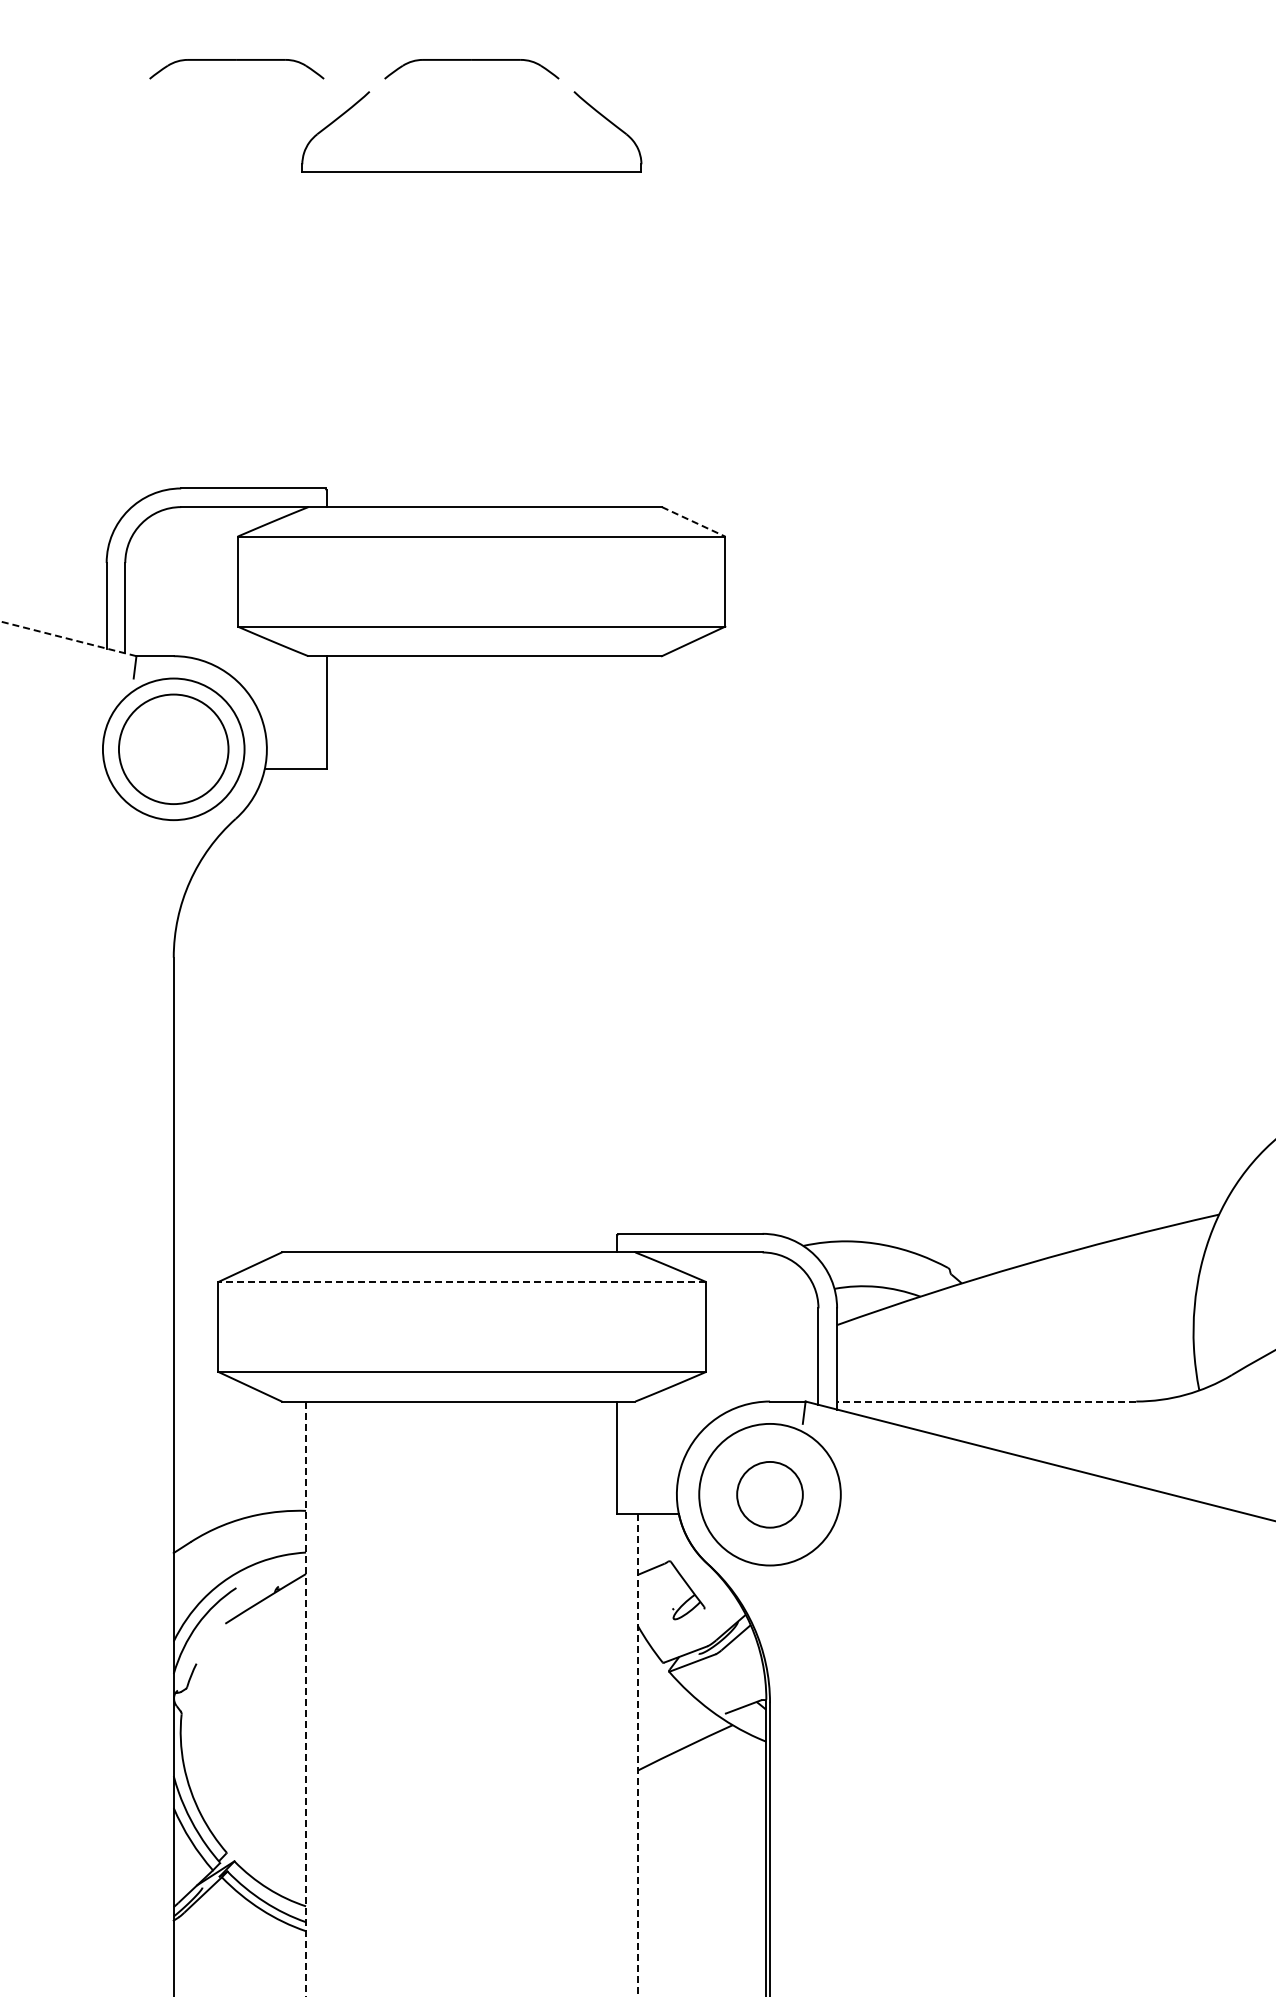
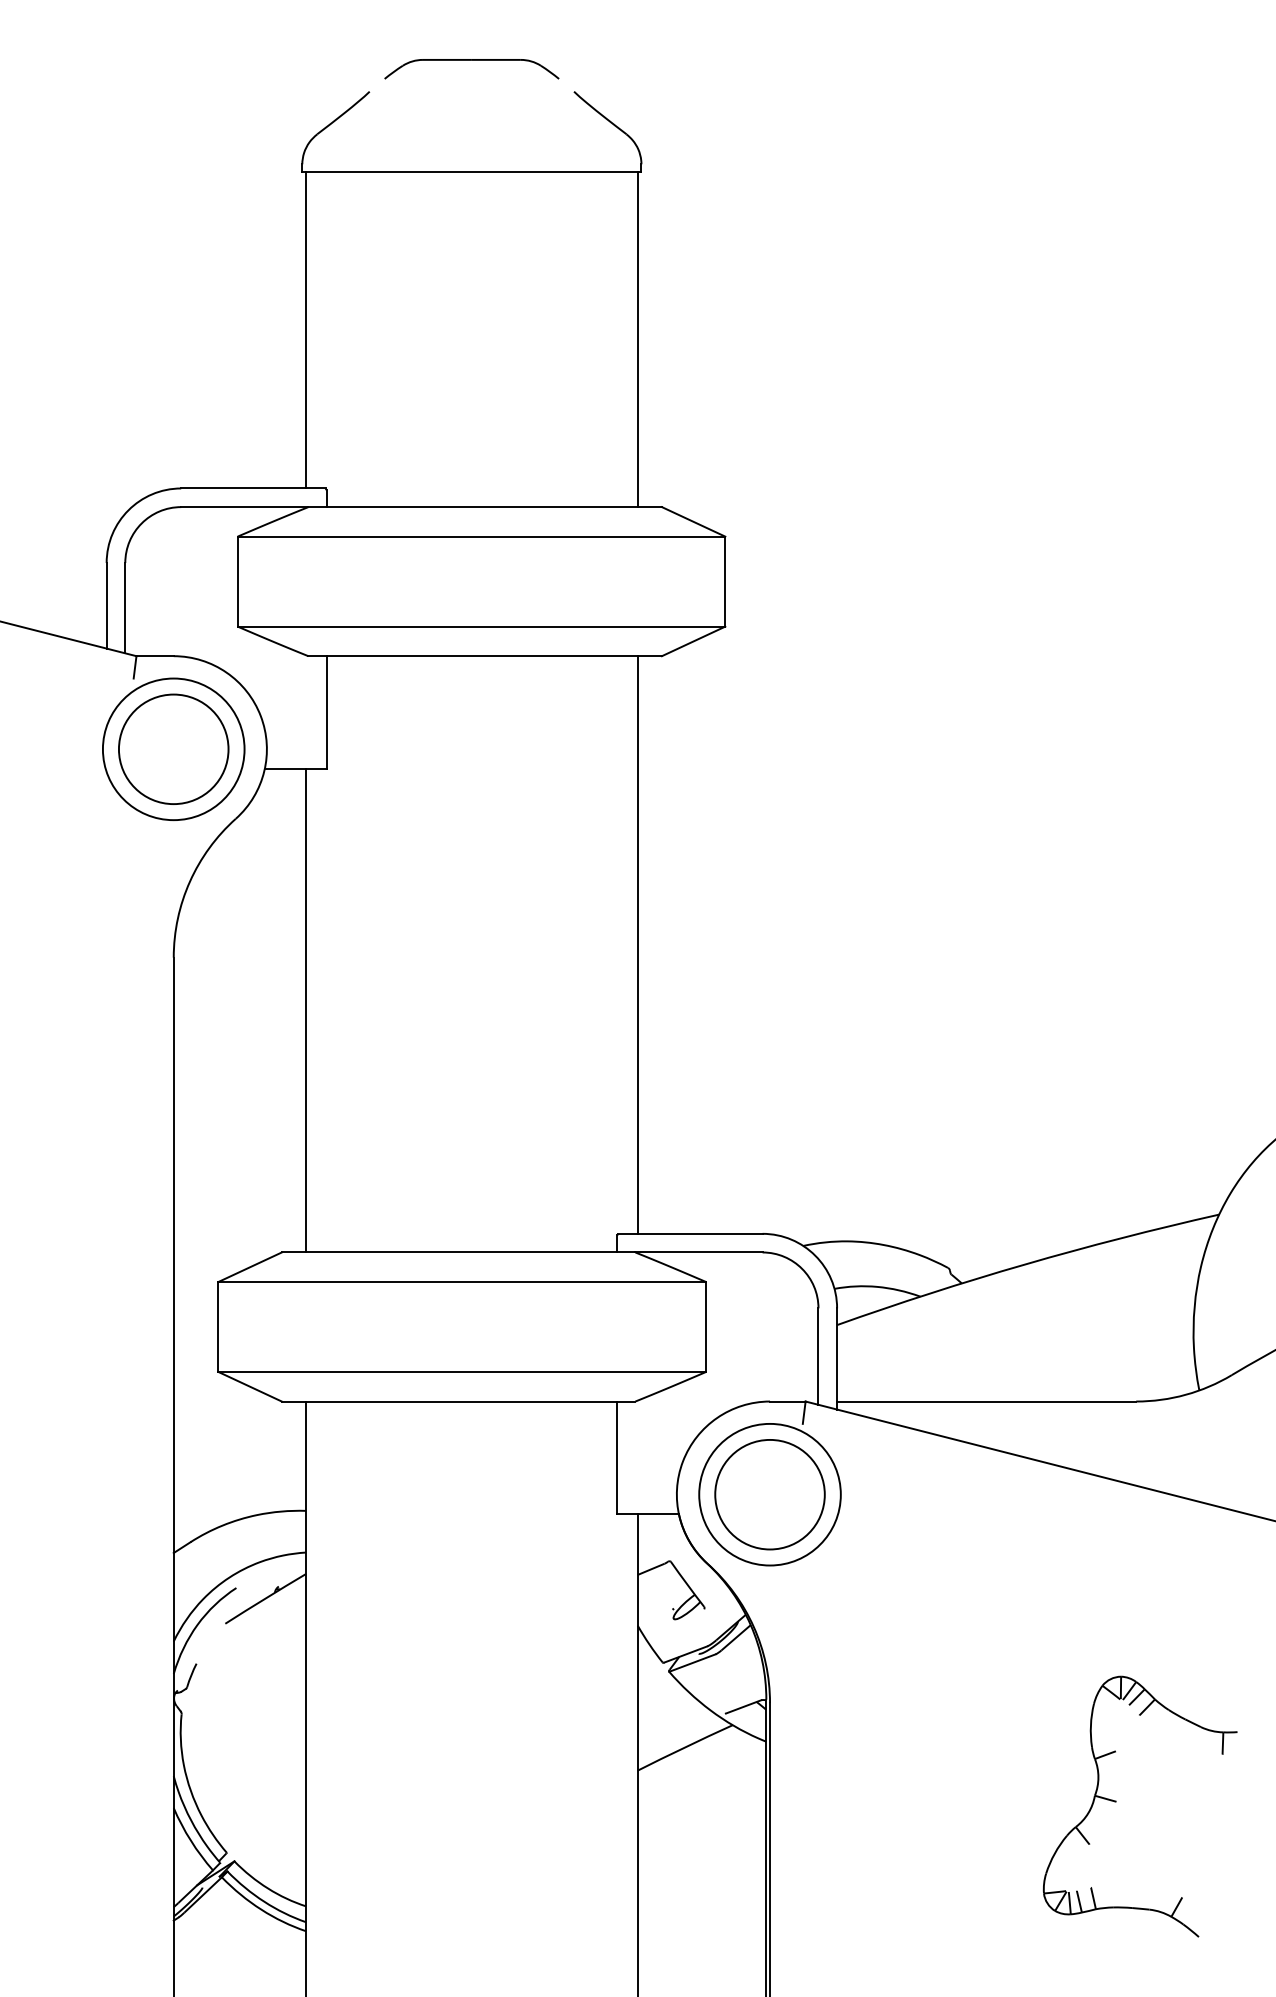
part: present -> none (236, 60)
line: none -> present (306, 329)
line: none -> present (637, 339)
line: dashed -> solid (693, 521)
line: dashed -> solid (67, 638)
line: none -> present (637, 944)
line: none -> present (306, 1010)
line: dashed -> solid (462, 1281)
line: dashed -> solid (986, 1401)
circle size: 68x68 px -> 112x112 px (769, 1494)
line: dashed -> solid (306, 1699)
line: dashed -> solid (637, 1755)
part: none -> present (1116, 1802)
